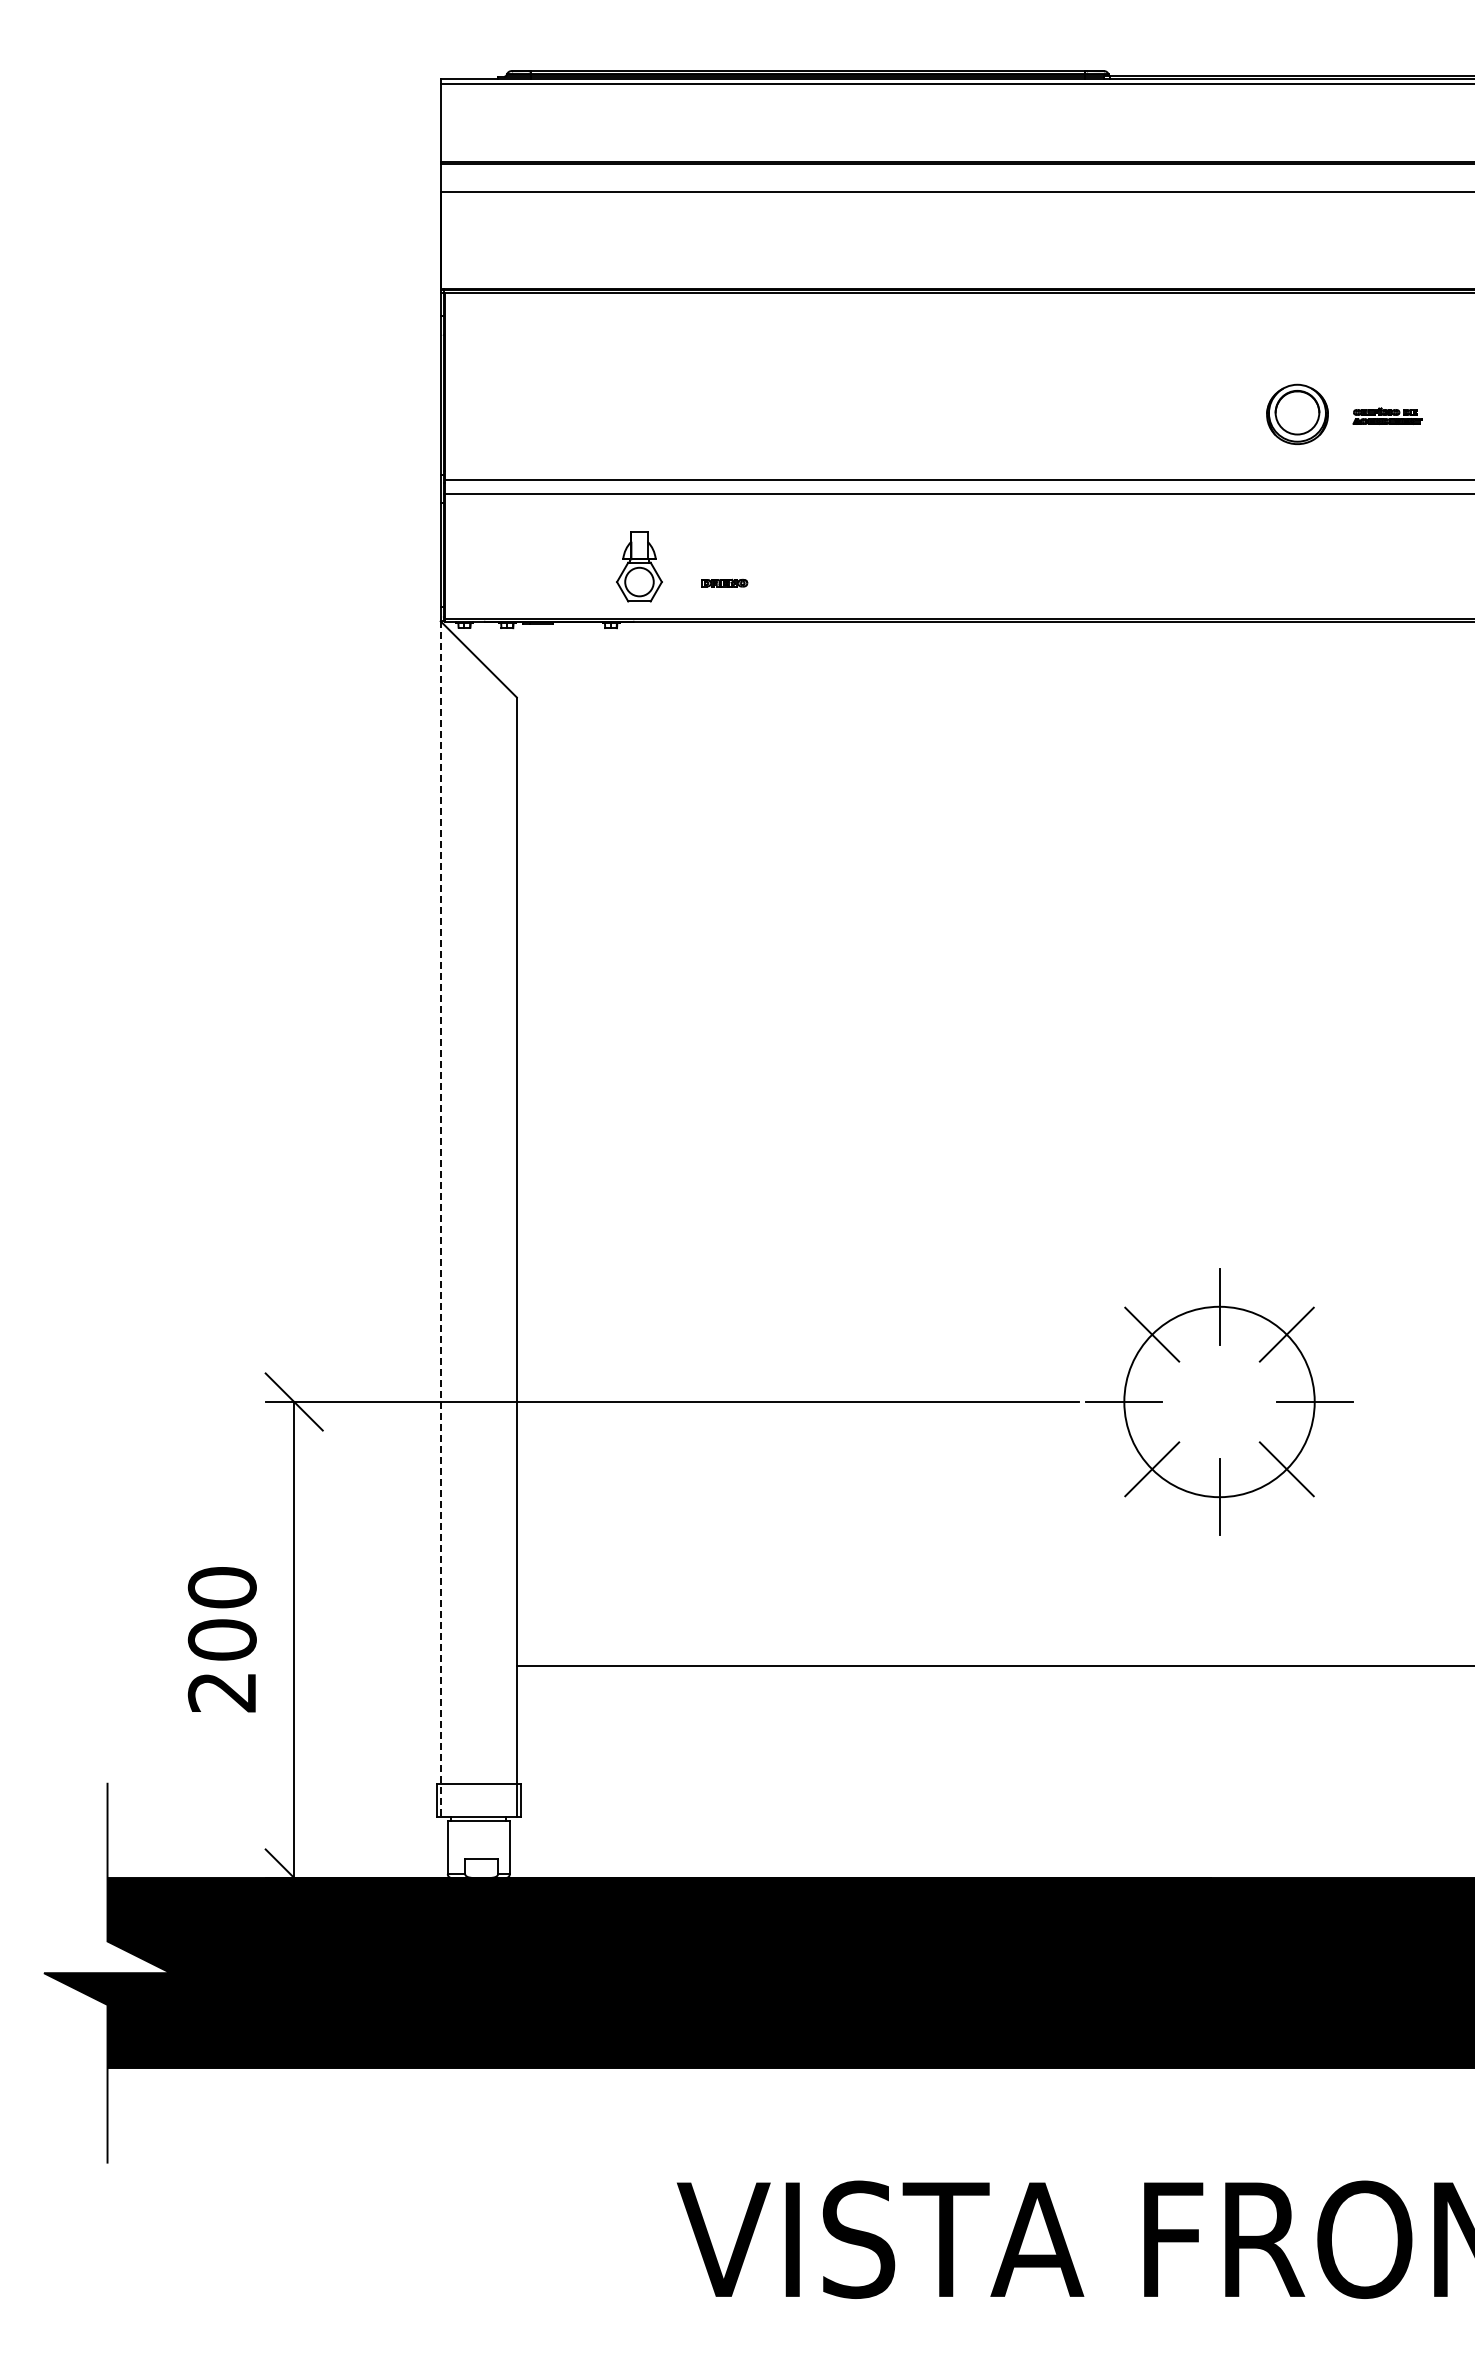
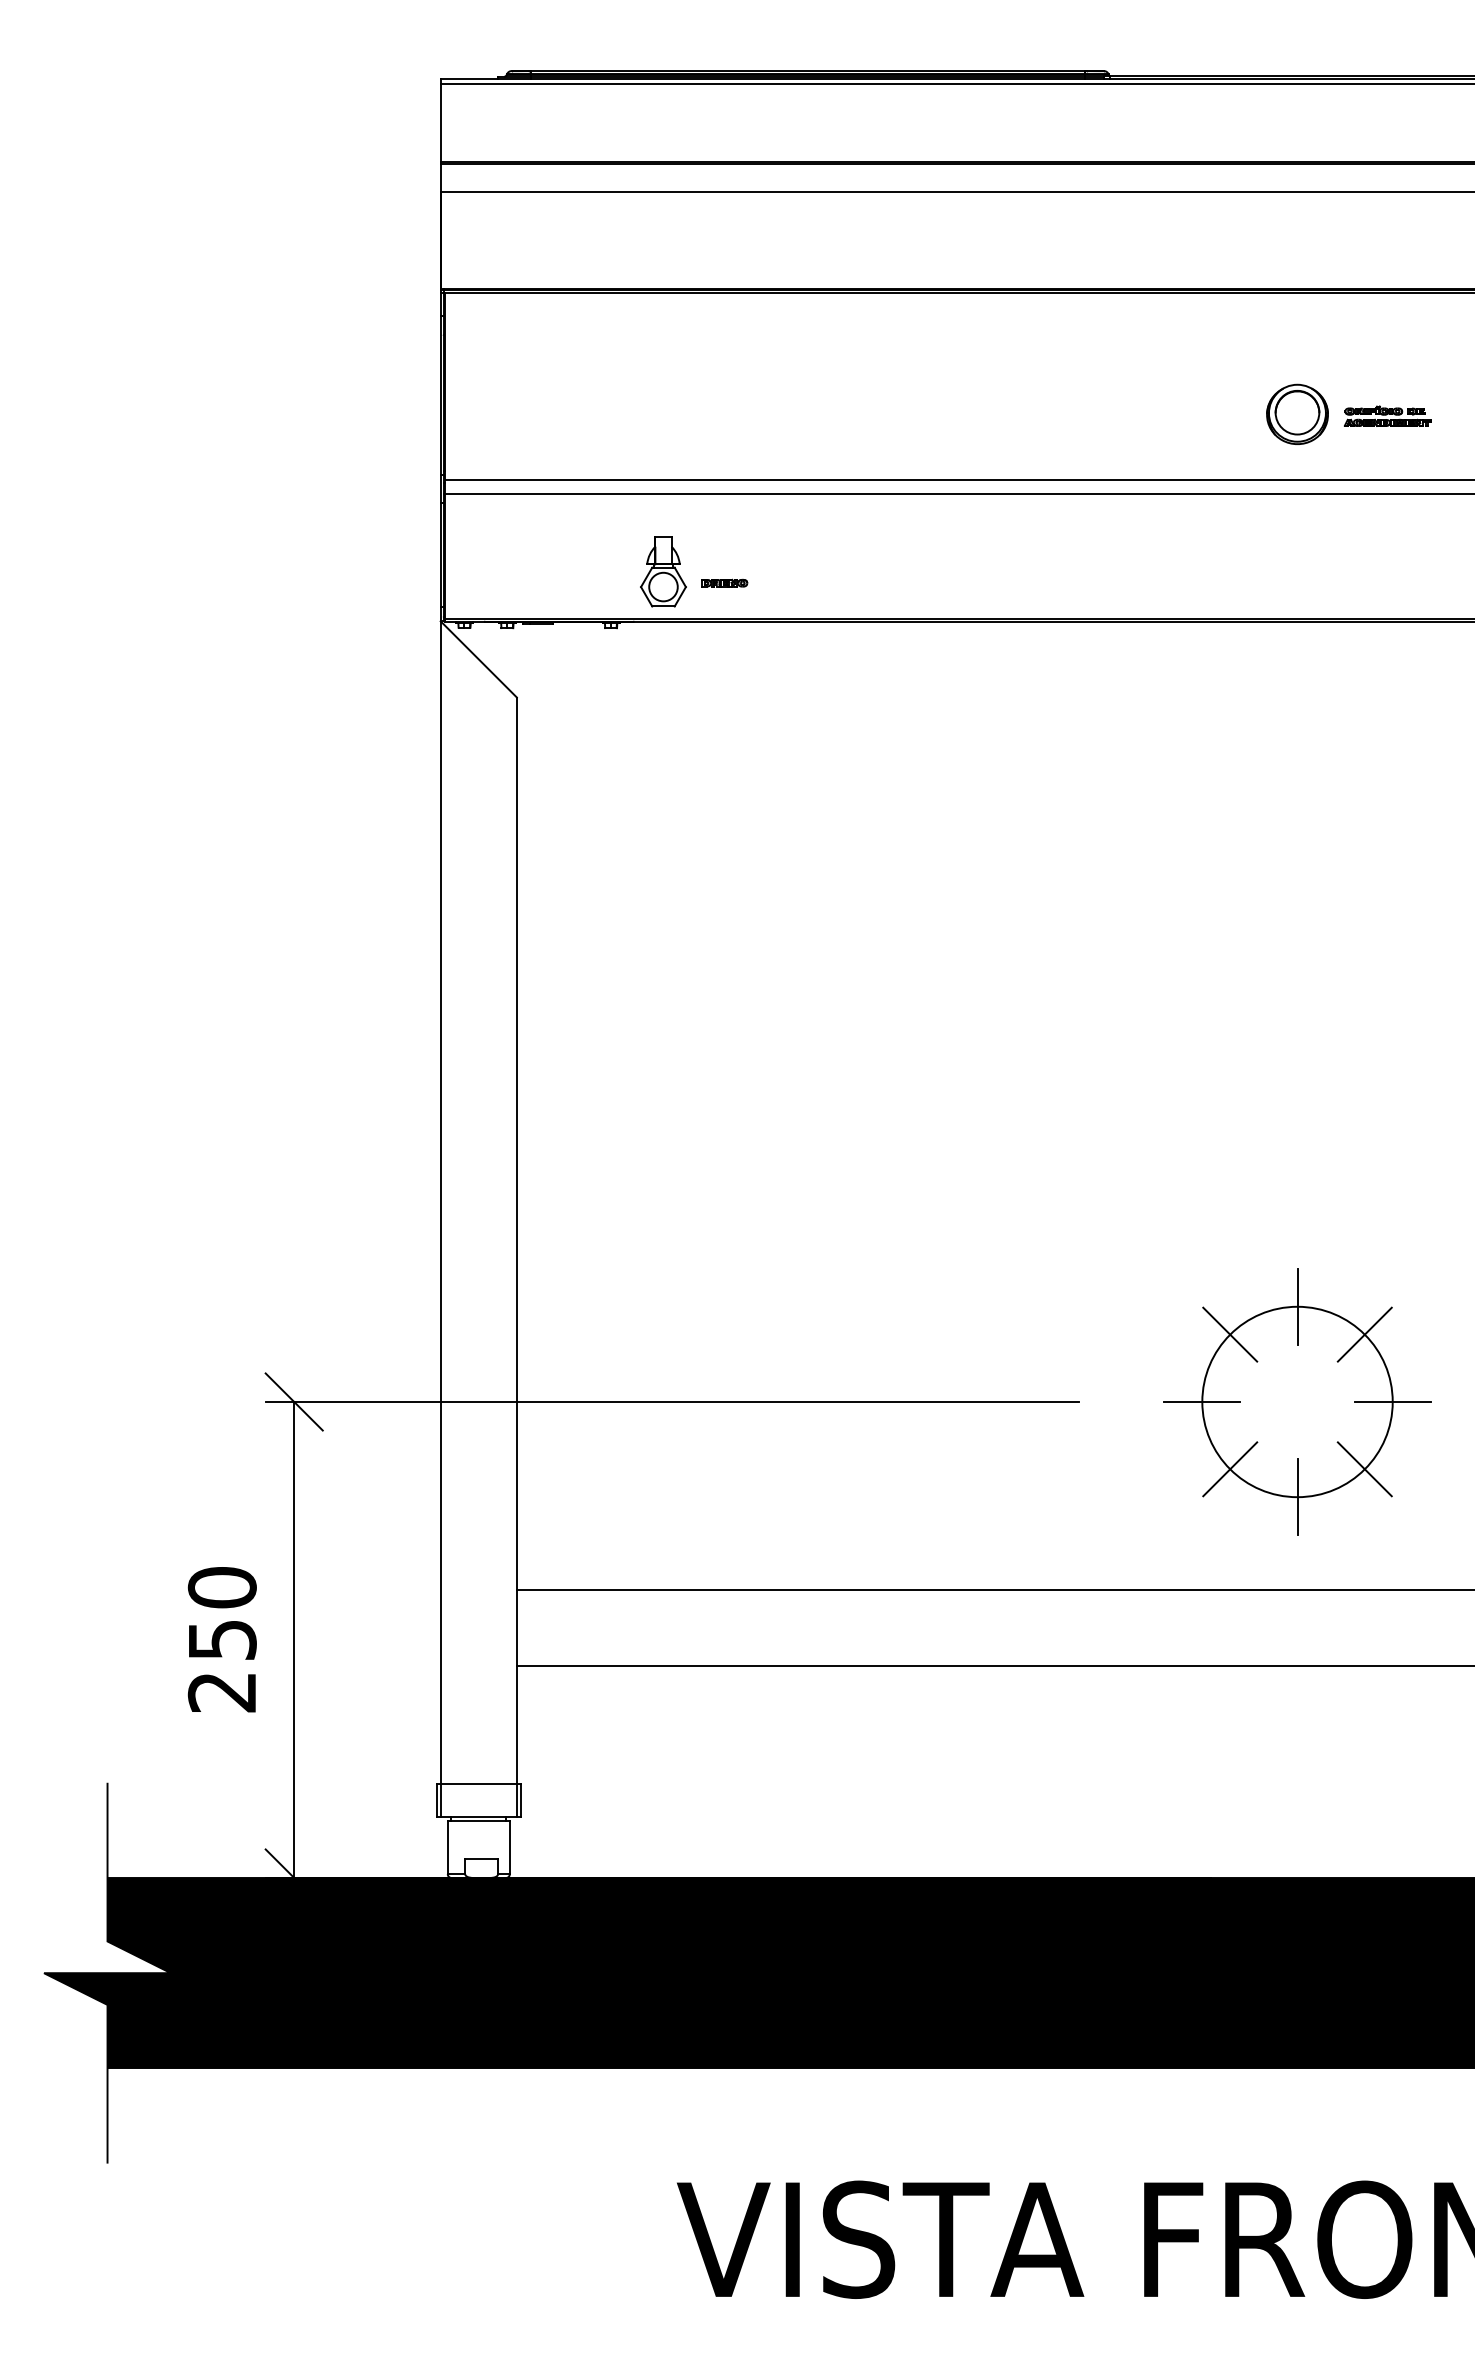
part size: 71x18 px -> 88x22 px (1387, 415)
part position: (639, 566) -> (663, 571) (663, 571)
line: dashed -> solid (440, 1219)
part position: (1219, 1401) -> (1297, 1401) (1297, 1401)
line: none -> present (993, 1589)
text: 200 -> 250 (221, 1639)
